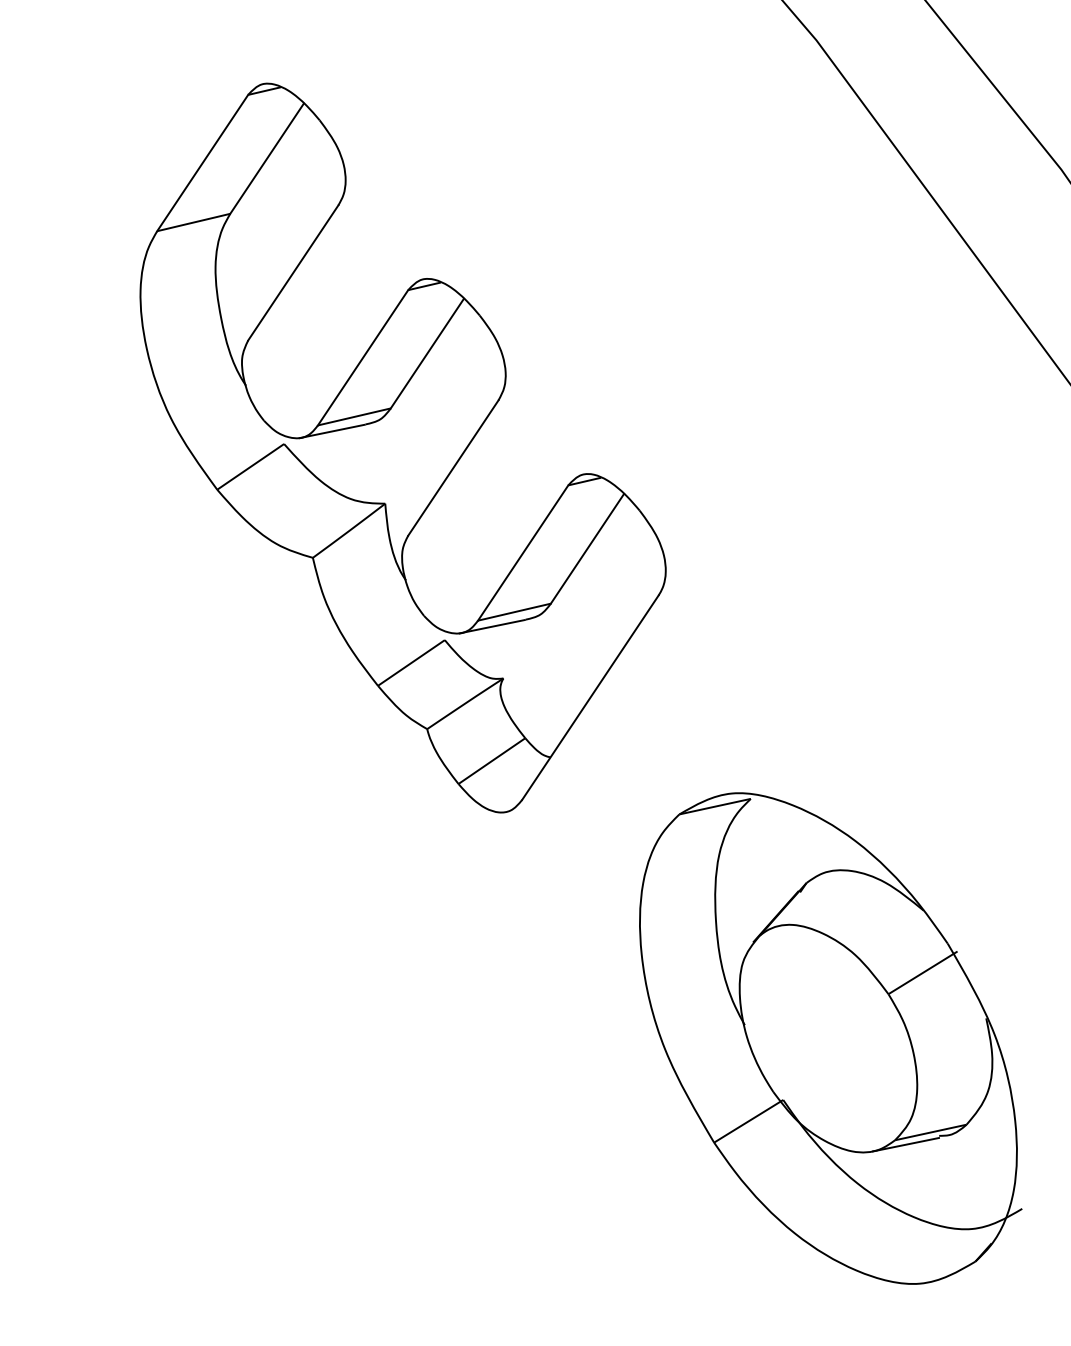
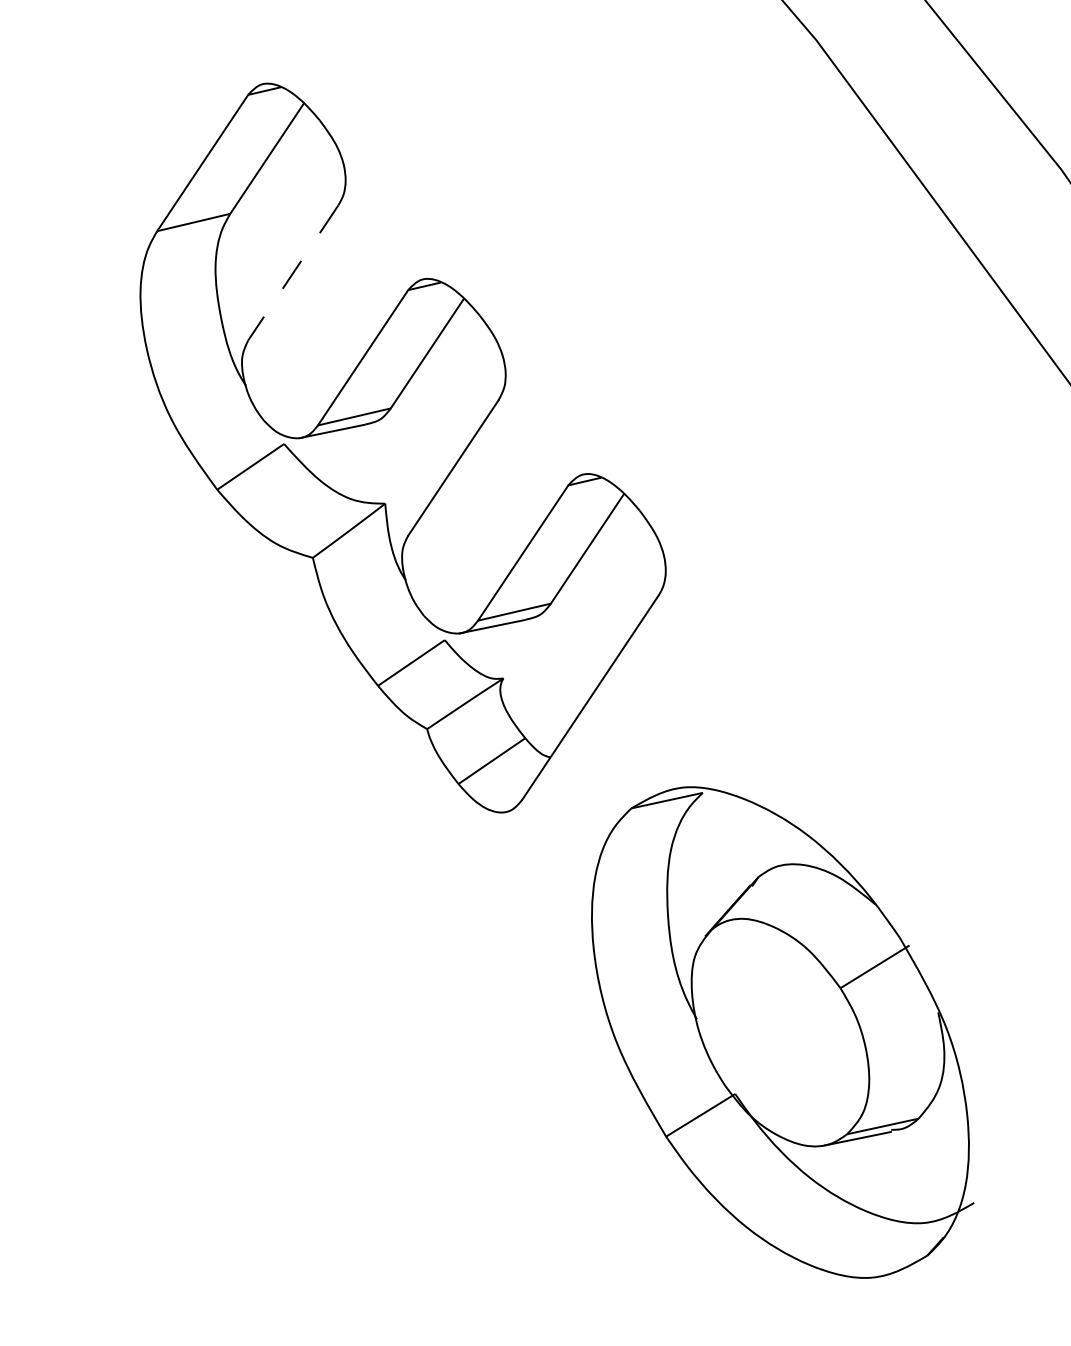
line: solid -> dashed (293, 273)
part position: (830, 1038) -> (782, 1032) (782, 1032)
